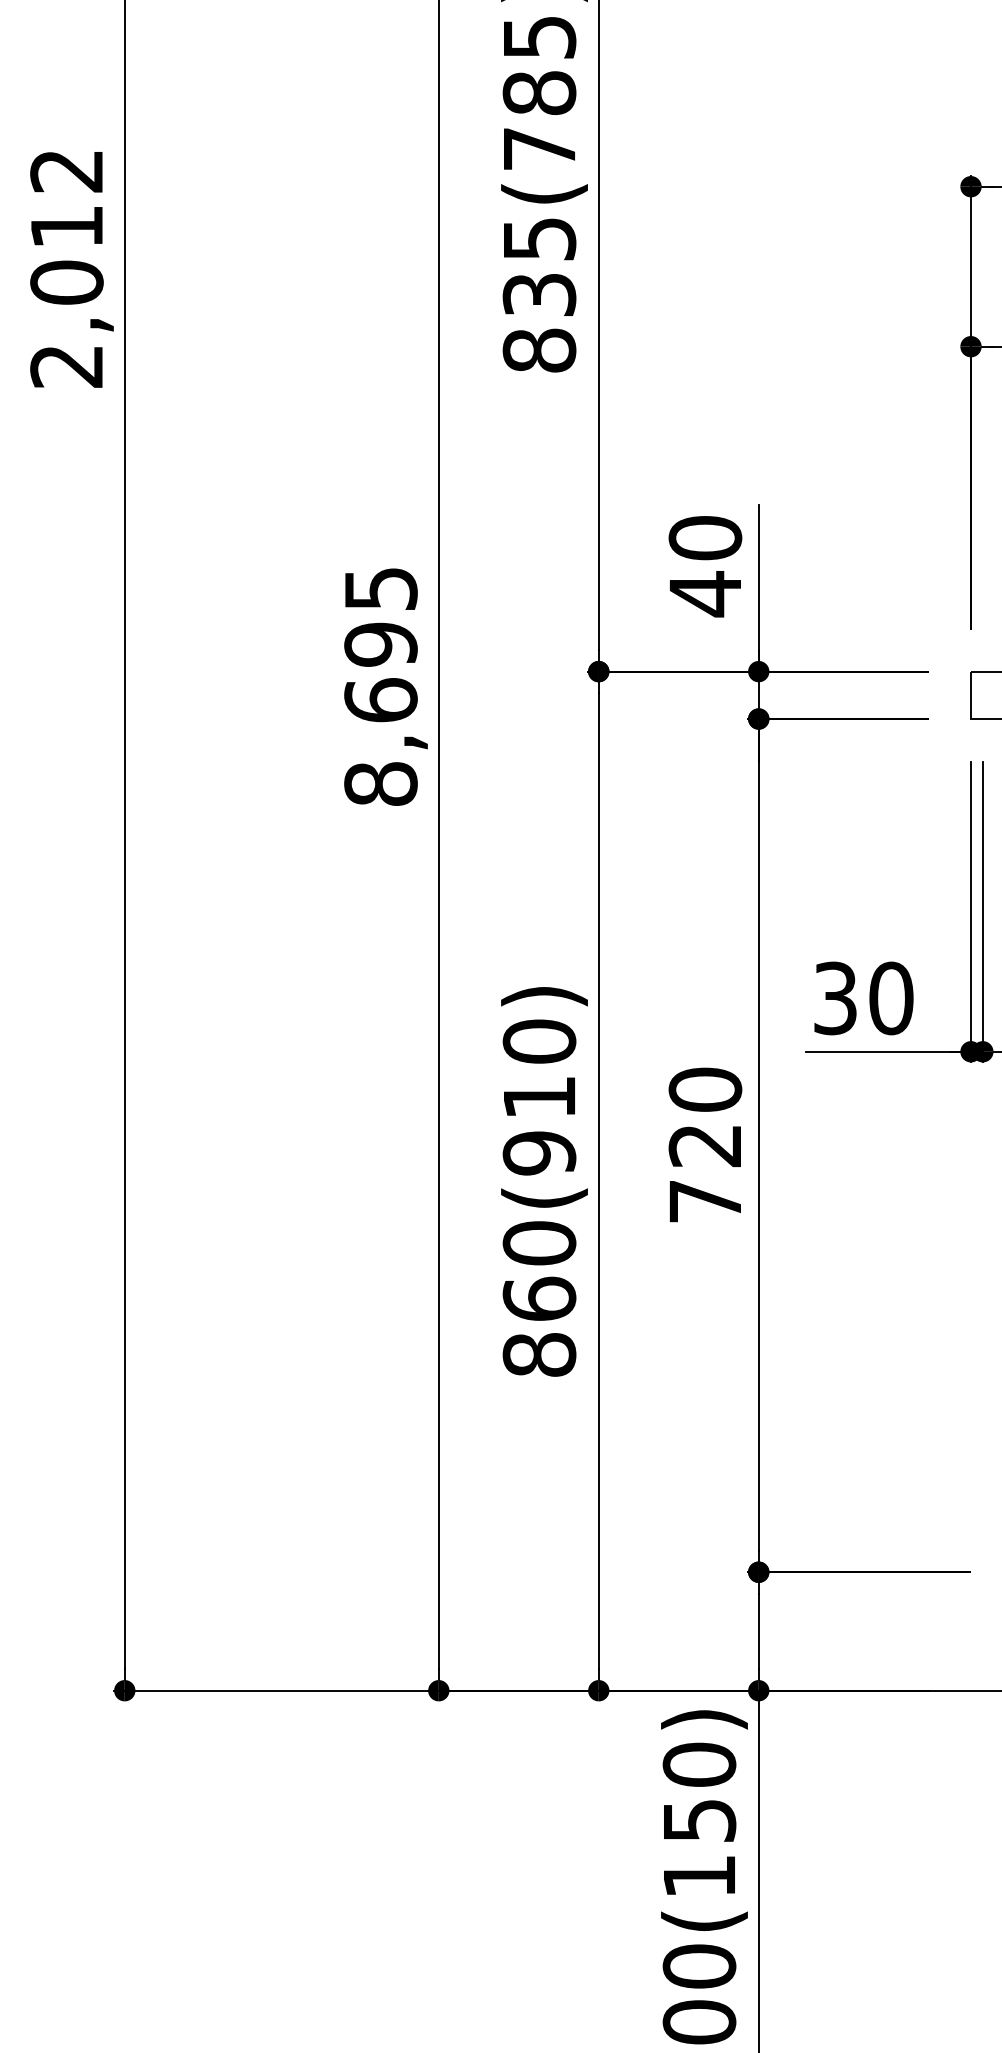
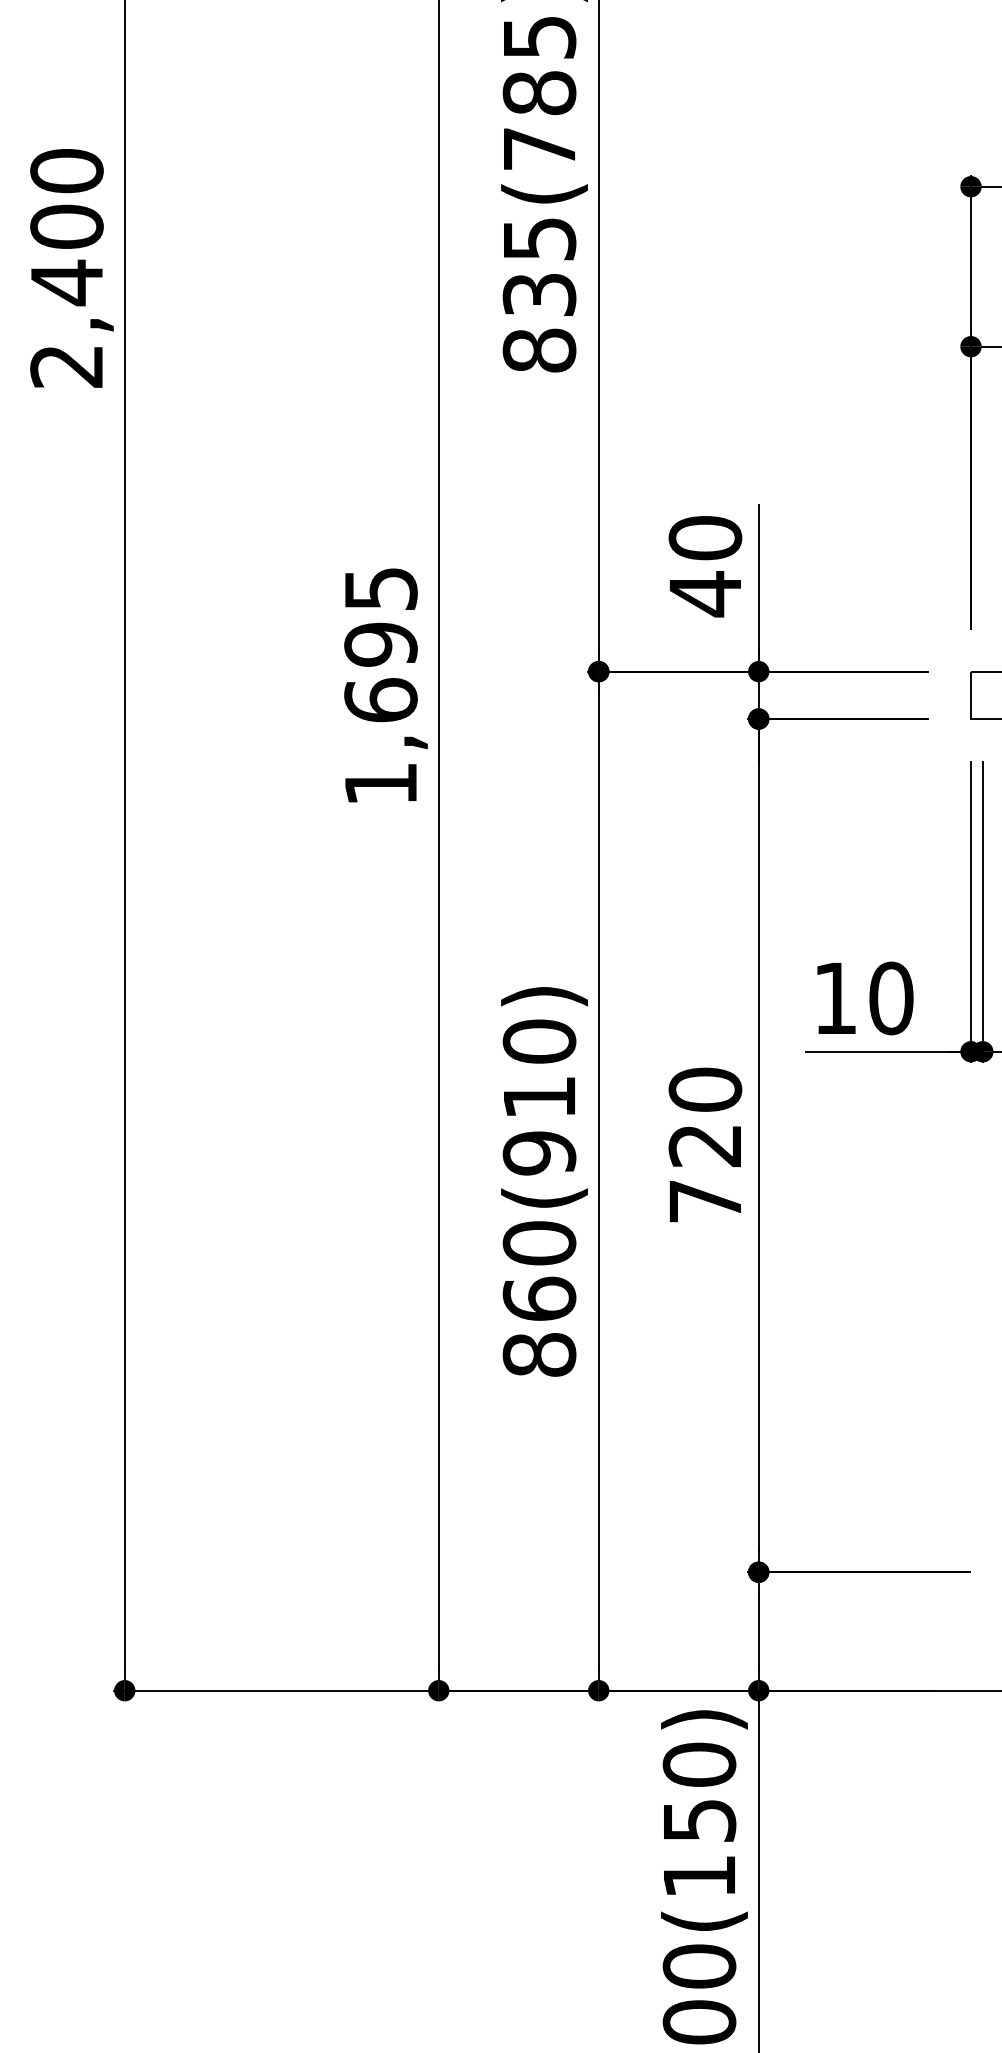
text: 2,012 -> 2,400 (66, 227)
text: 8,695 -> 1,695 (380, 783)
text: 30 -> 10 (835, 998)
